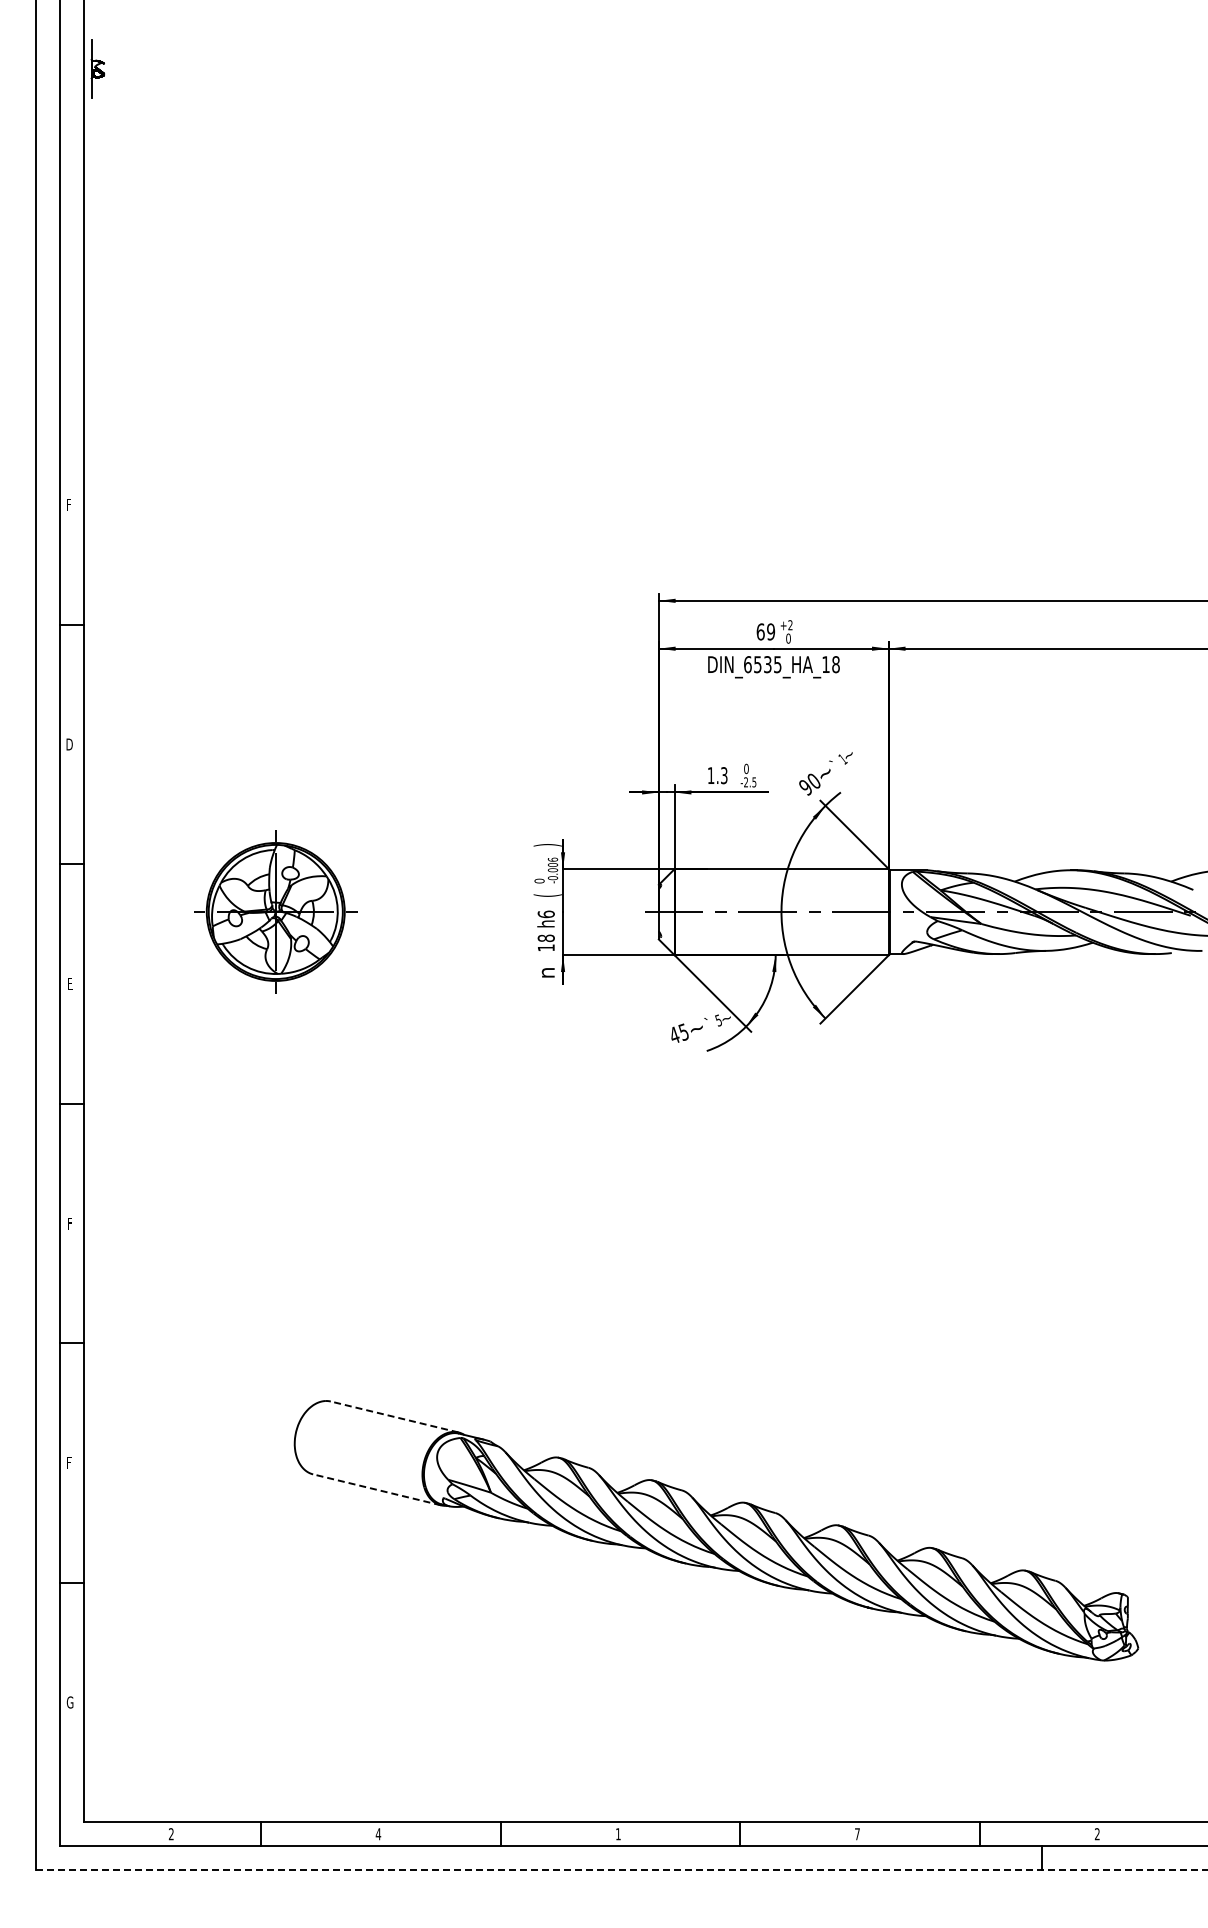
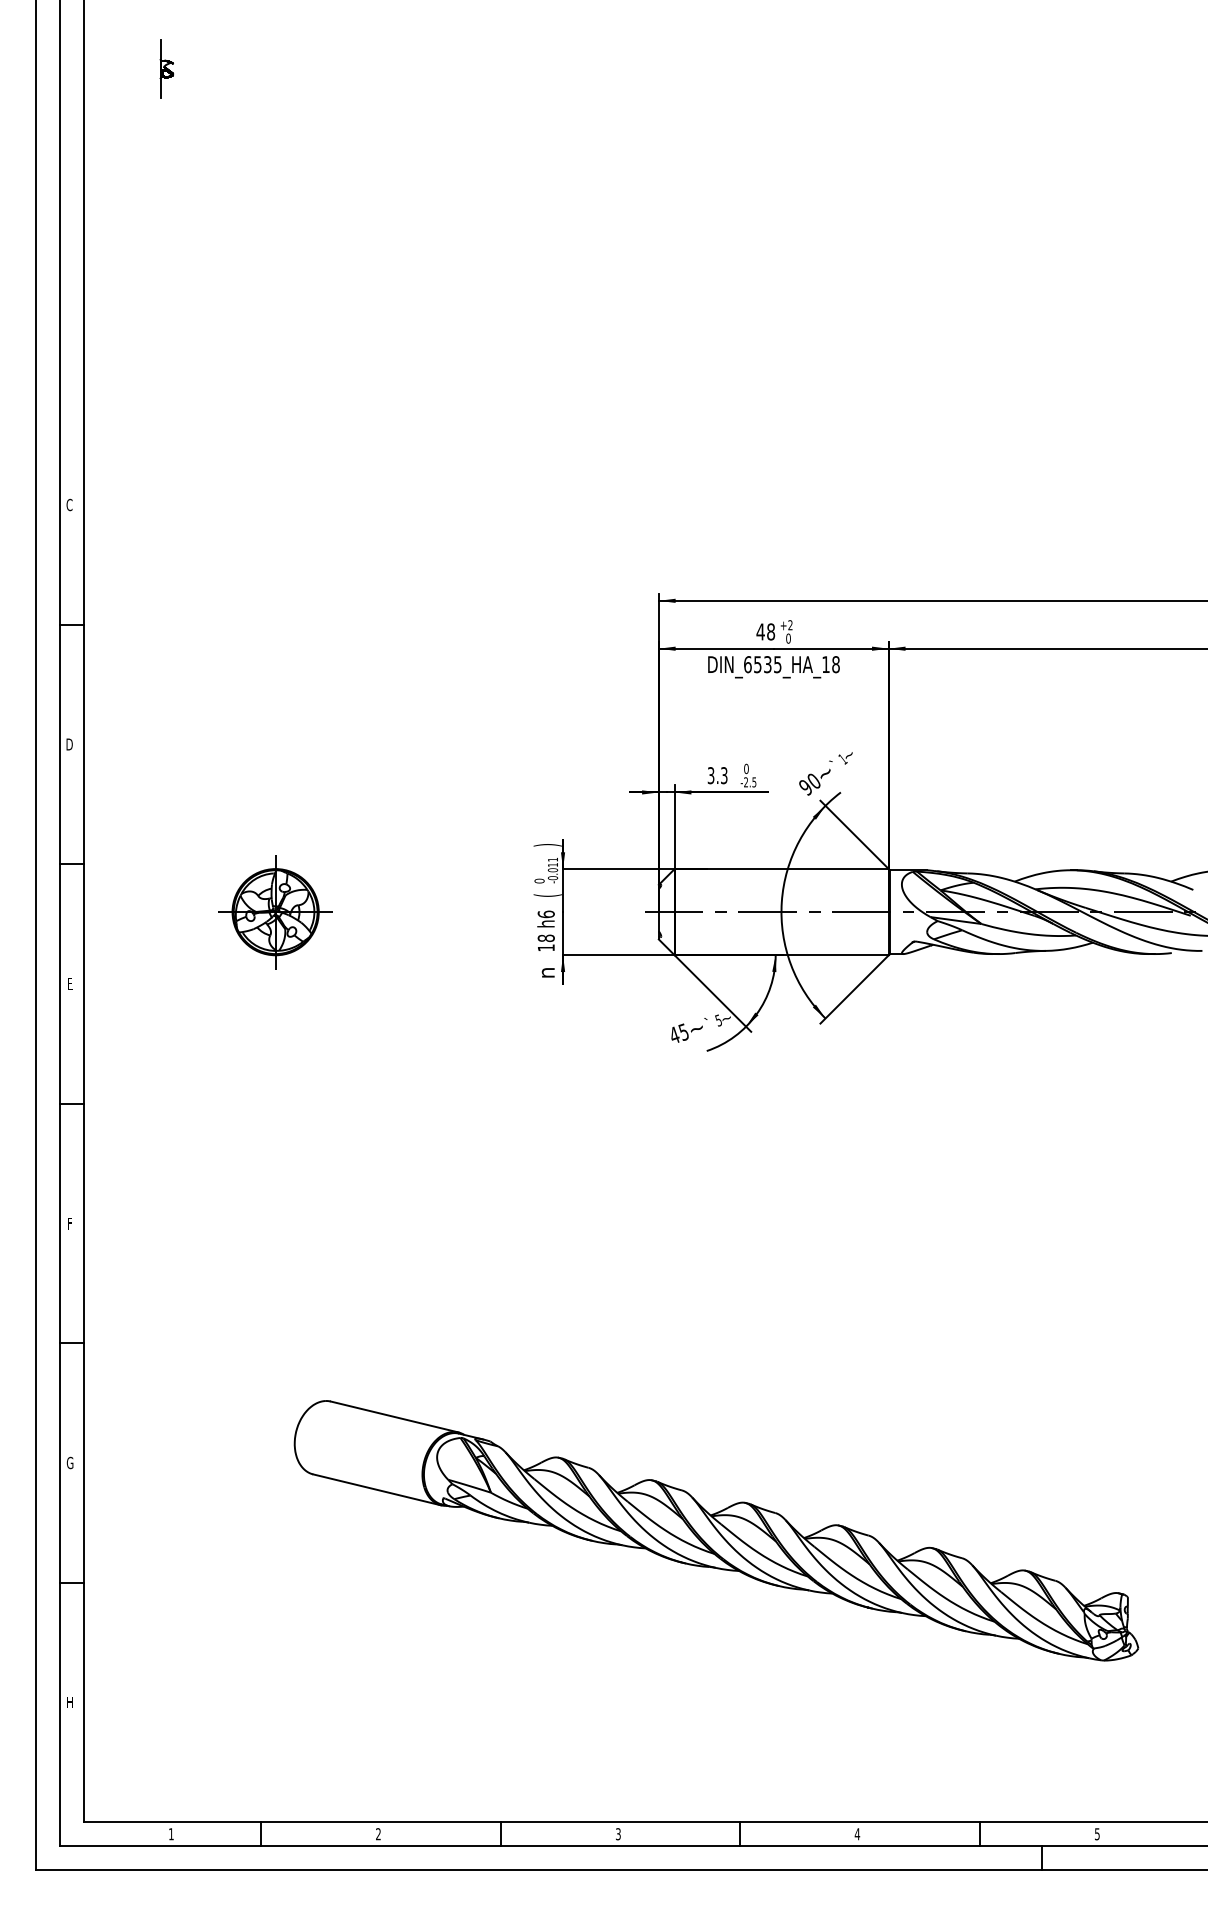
part position: (97, 68) -> (166, 68) (166, 68)
text: F -> C (69, 504)
text: 69 -> 48 (765, 631)
text: 1.3 -> 3.3 (710, 775)
text: -0.006 -> -0.011 (552, 861)
part size: 164x164 px -> 115x115 px (275, 912)
line: dashed -> solid (394, 1416)
text: F -> G (69, 1462)
line: dashed -> solid (377, 1489)
text: G -> H (69, 1702)
text: 2 -> 1 (170, 1833)
text: 4 -> 2 (378, 1834)
text: 1 -> 3 (618, 1834)
text: 7 -> 4 (857, 1834)
text: 2 -> 5 (1097, 1834)
line: dashed -> solid (622, 1870)
